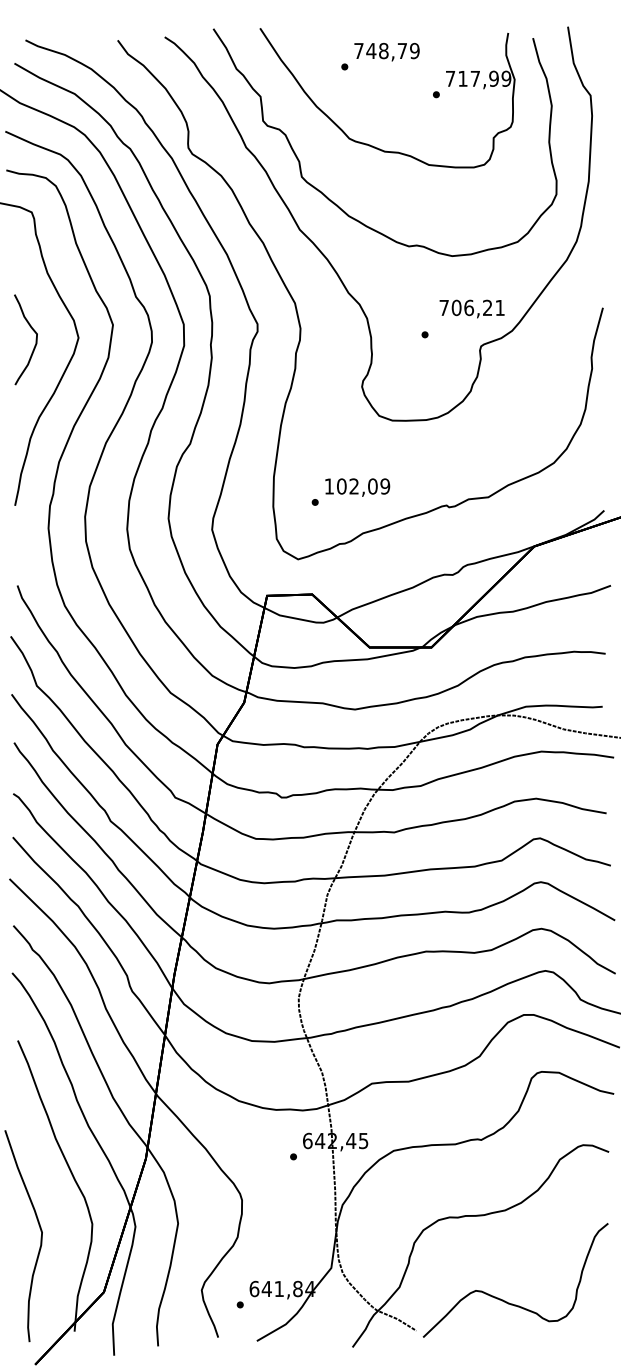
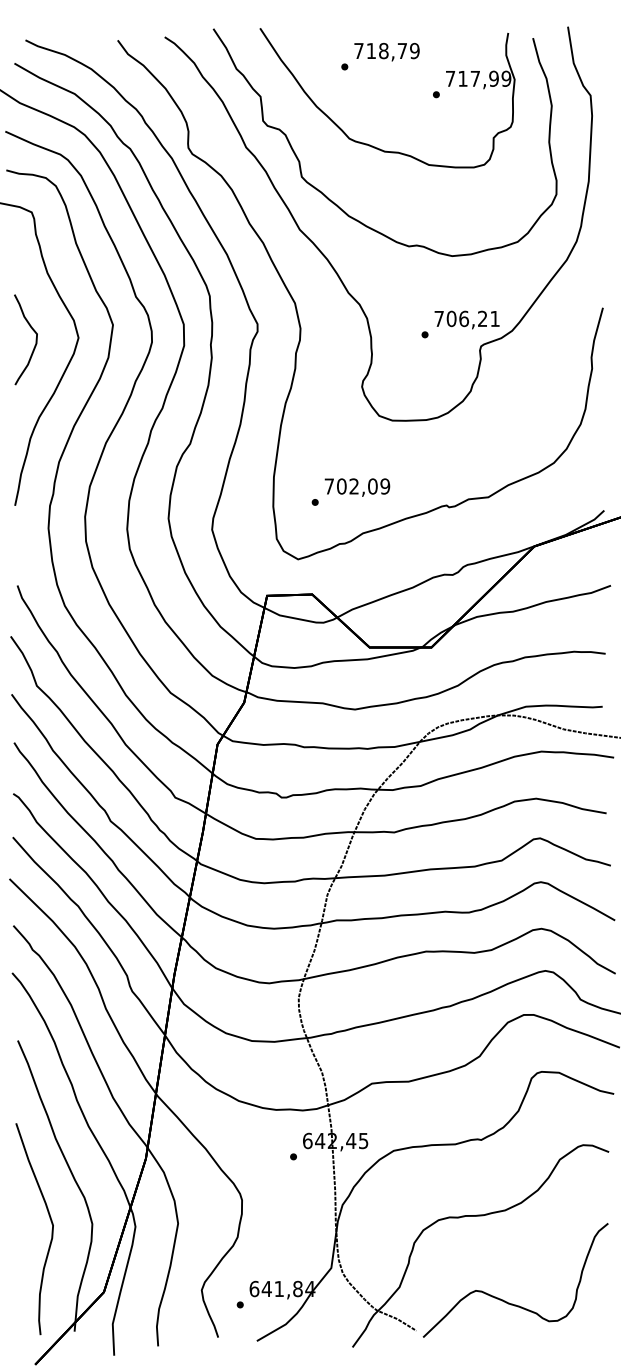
text: 748,79 -> 718,79 (371, 50)
text position: (471, 308) -> (466, 319) (466, 319)
text: 102,09 -> 702,09 (328, 486)
curve position: (40, 1237) -> (51, 1230) (51, 1230)
